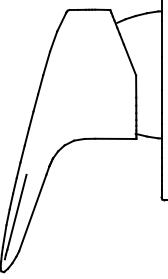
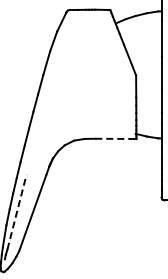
line: solid -> dashed (115, 138)
line: solid -> dashed (16, 212)
